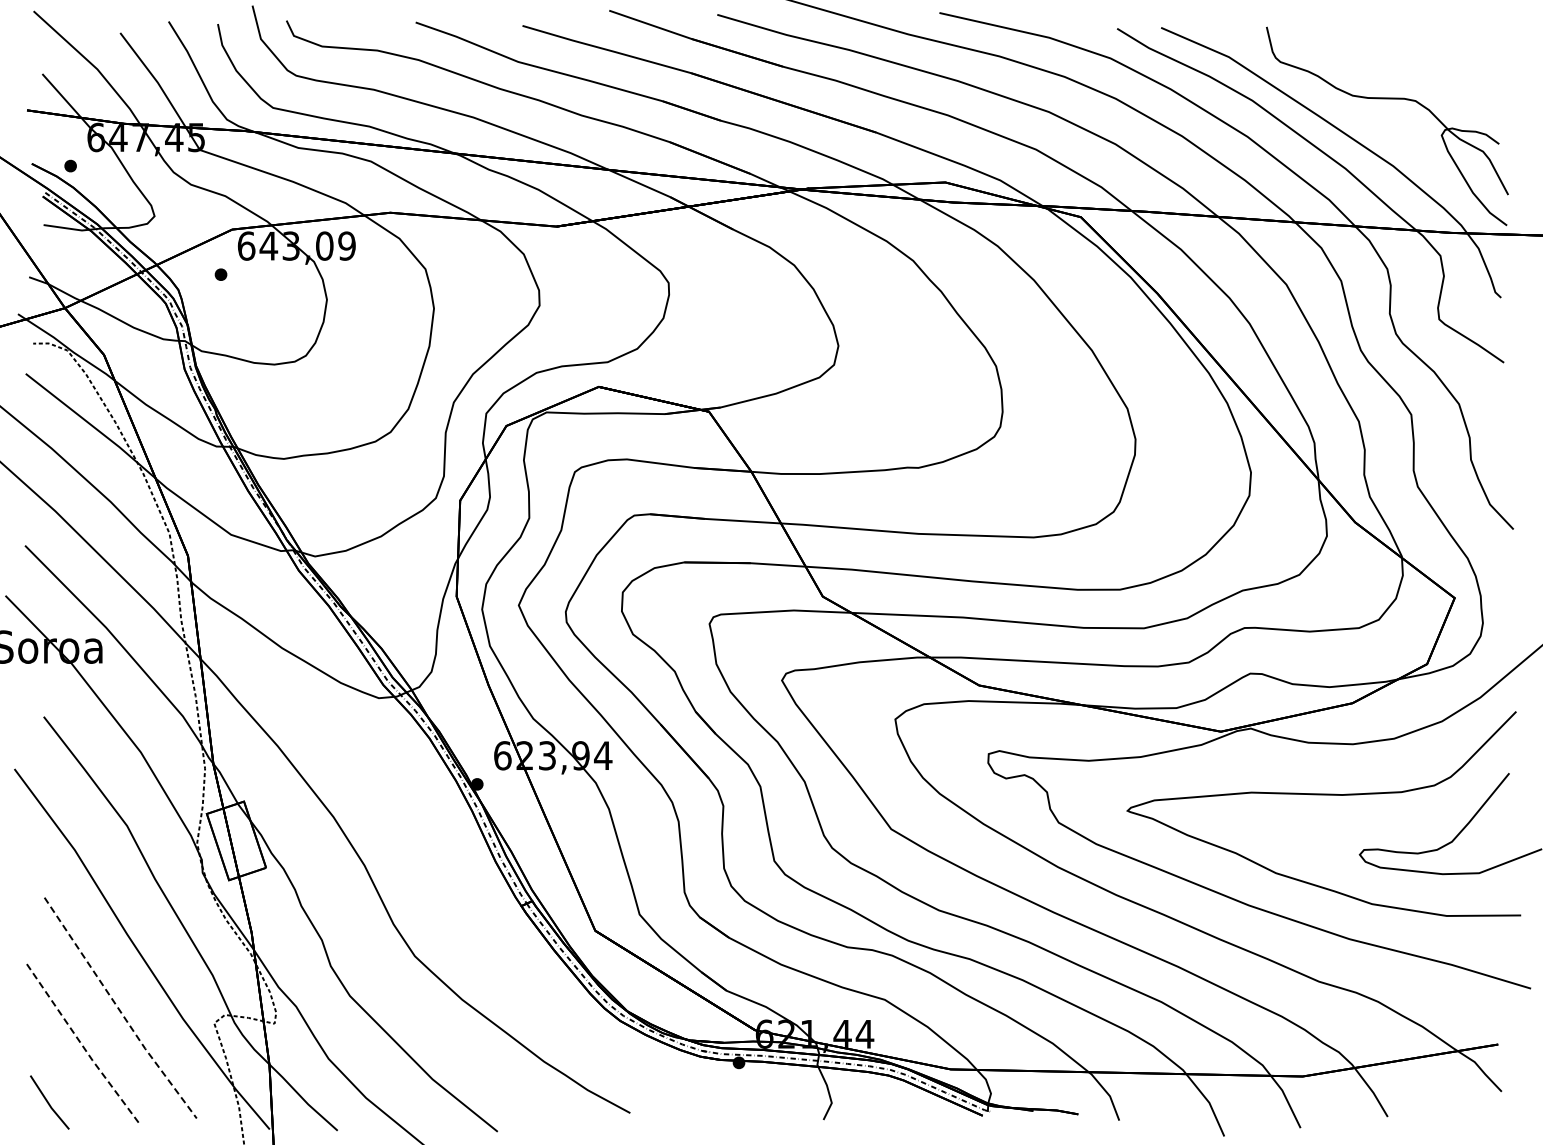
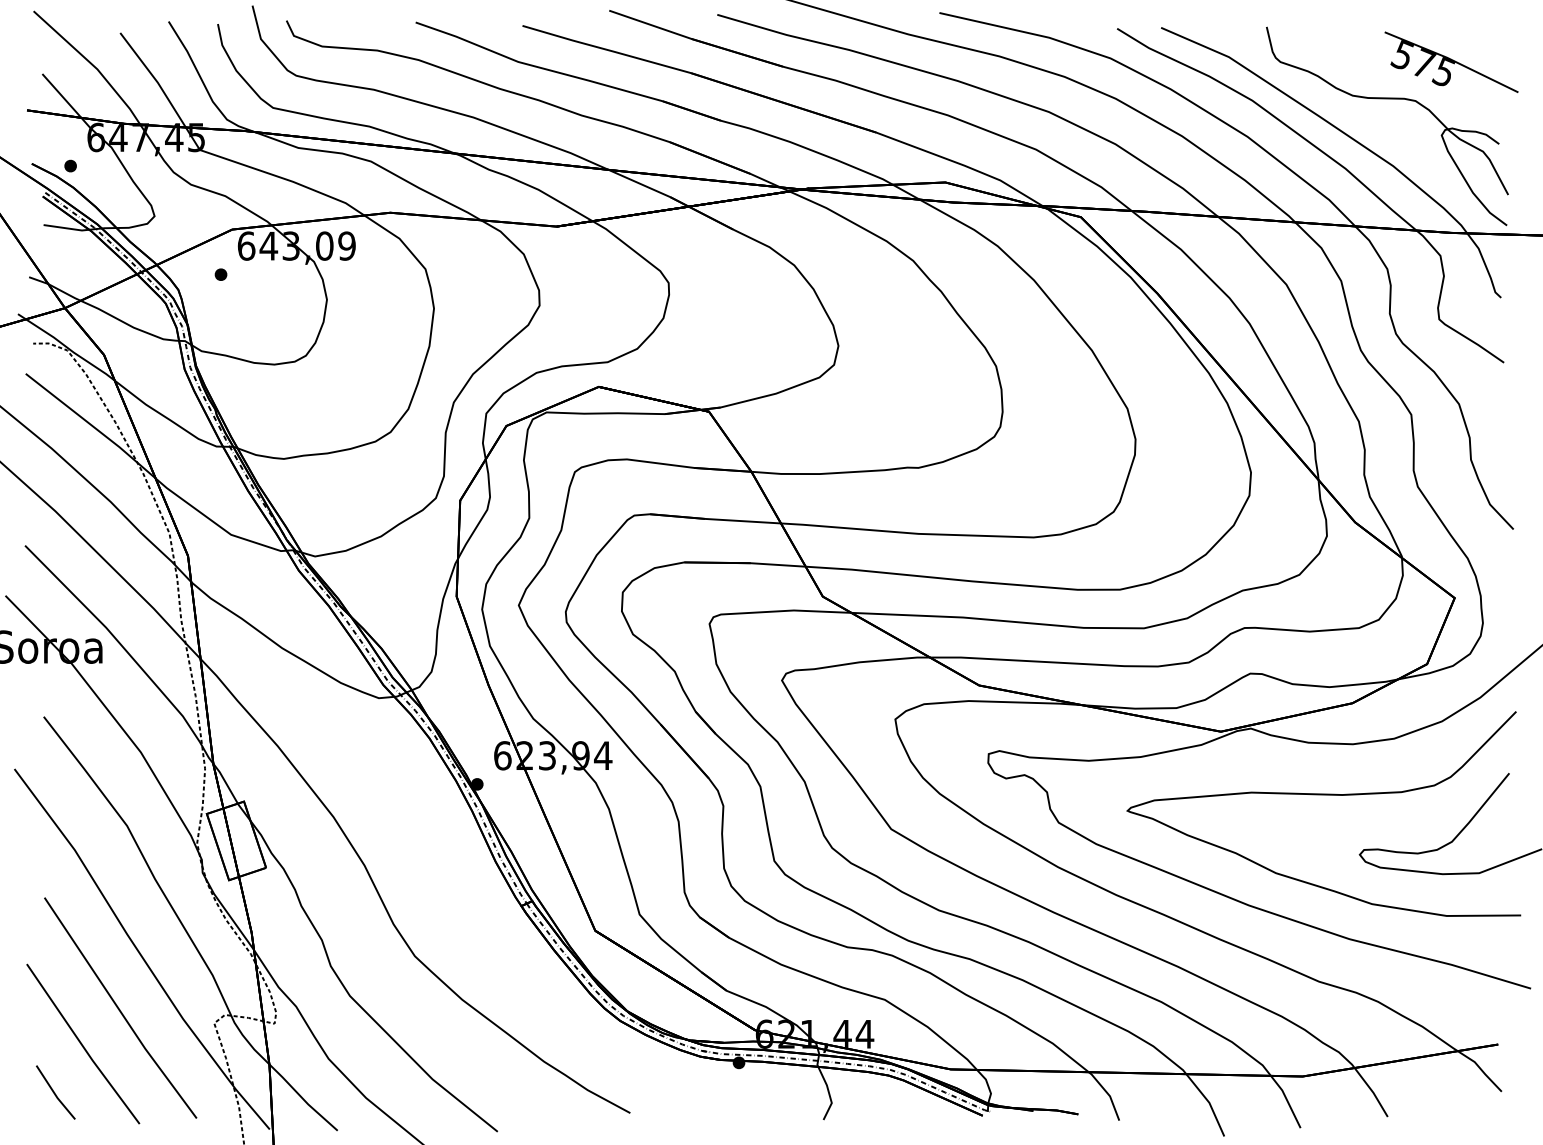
part: none -> present (1451, 61)
line: dashed -> solid (119, 1009)
line: dashed -> solid (82, 1045)
line position: (49, 1102) -> (55, 1092) (55, 1092)
